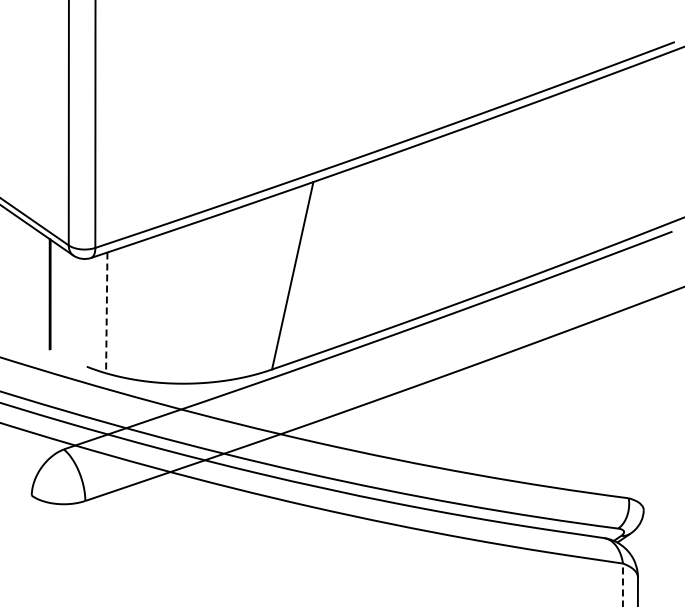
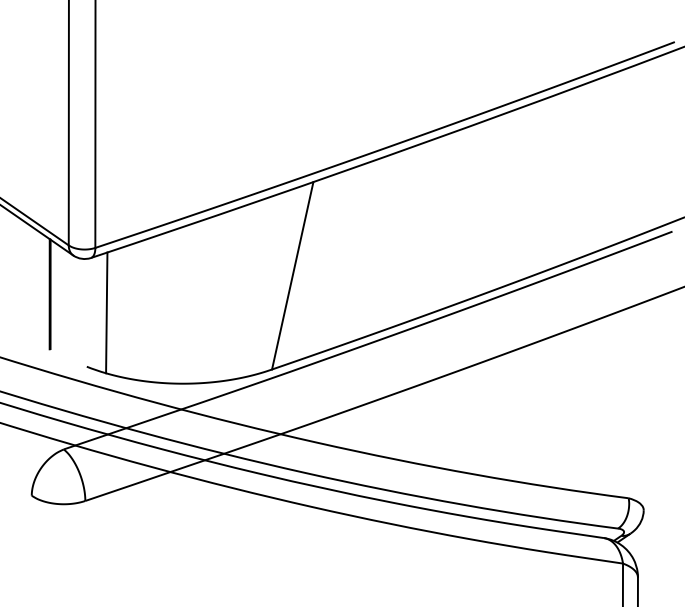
line: dashed -> solid (106, 313)
line: dashed -> solid (622, 584)
